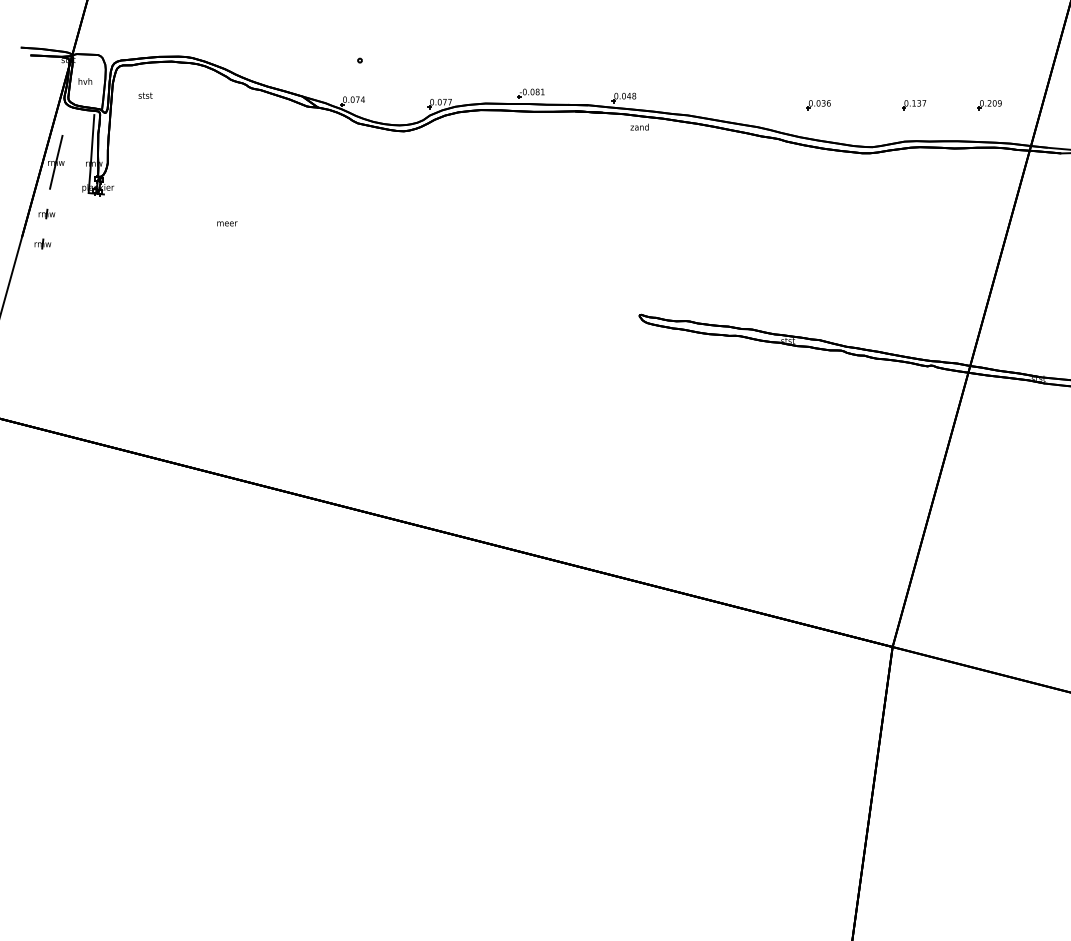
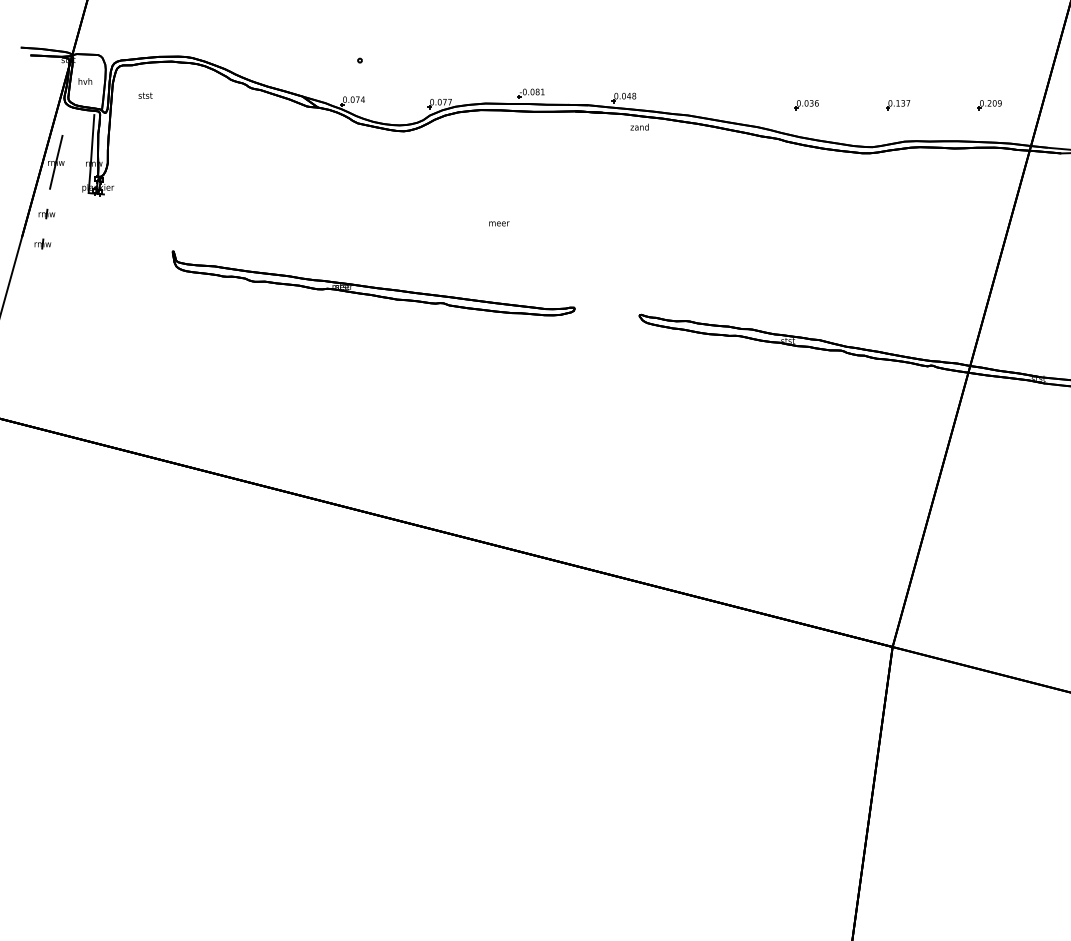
part position: (818, 105) -> (806, 105) (806, 105)
part position: (914, 105) -> (898, 105) (898, 105)
text position: (227, 223) -> (499, 223) (499, 223)
part: none -> present (373, 283)
